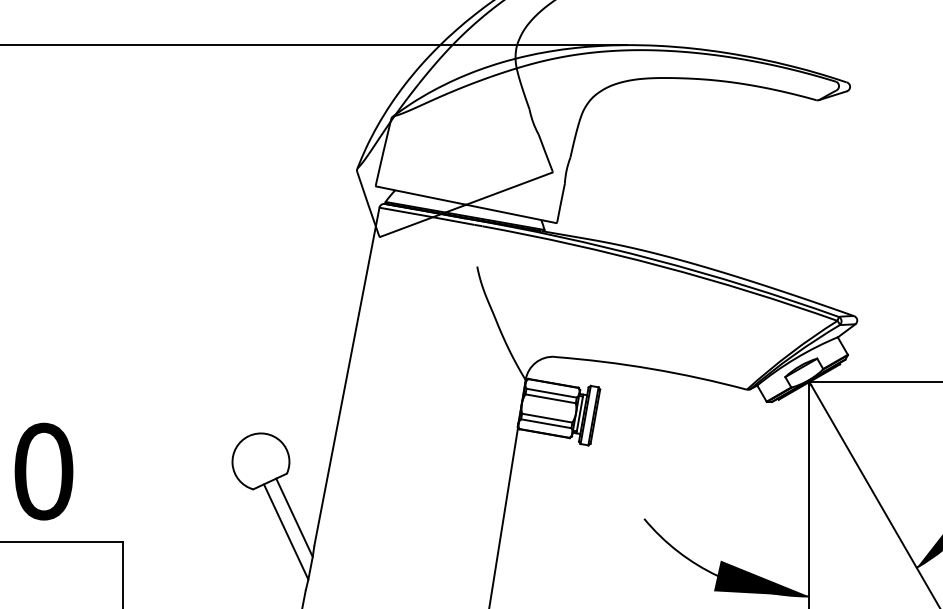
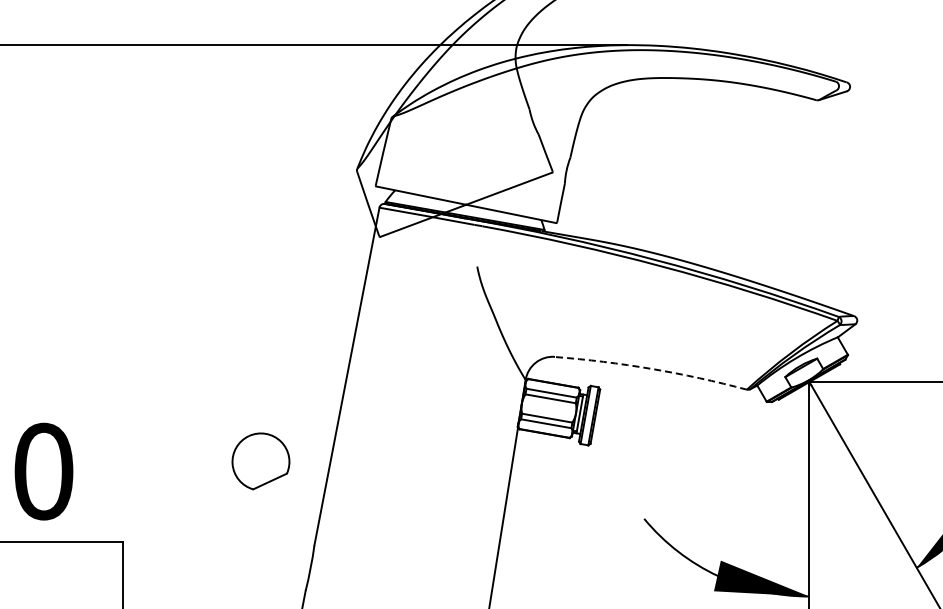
arc: solid -> dashed (651, 368)
line: present -> none (294, 517)
line: present -> none (285, 531)
